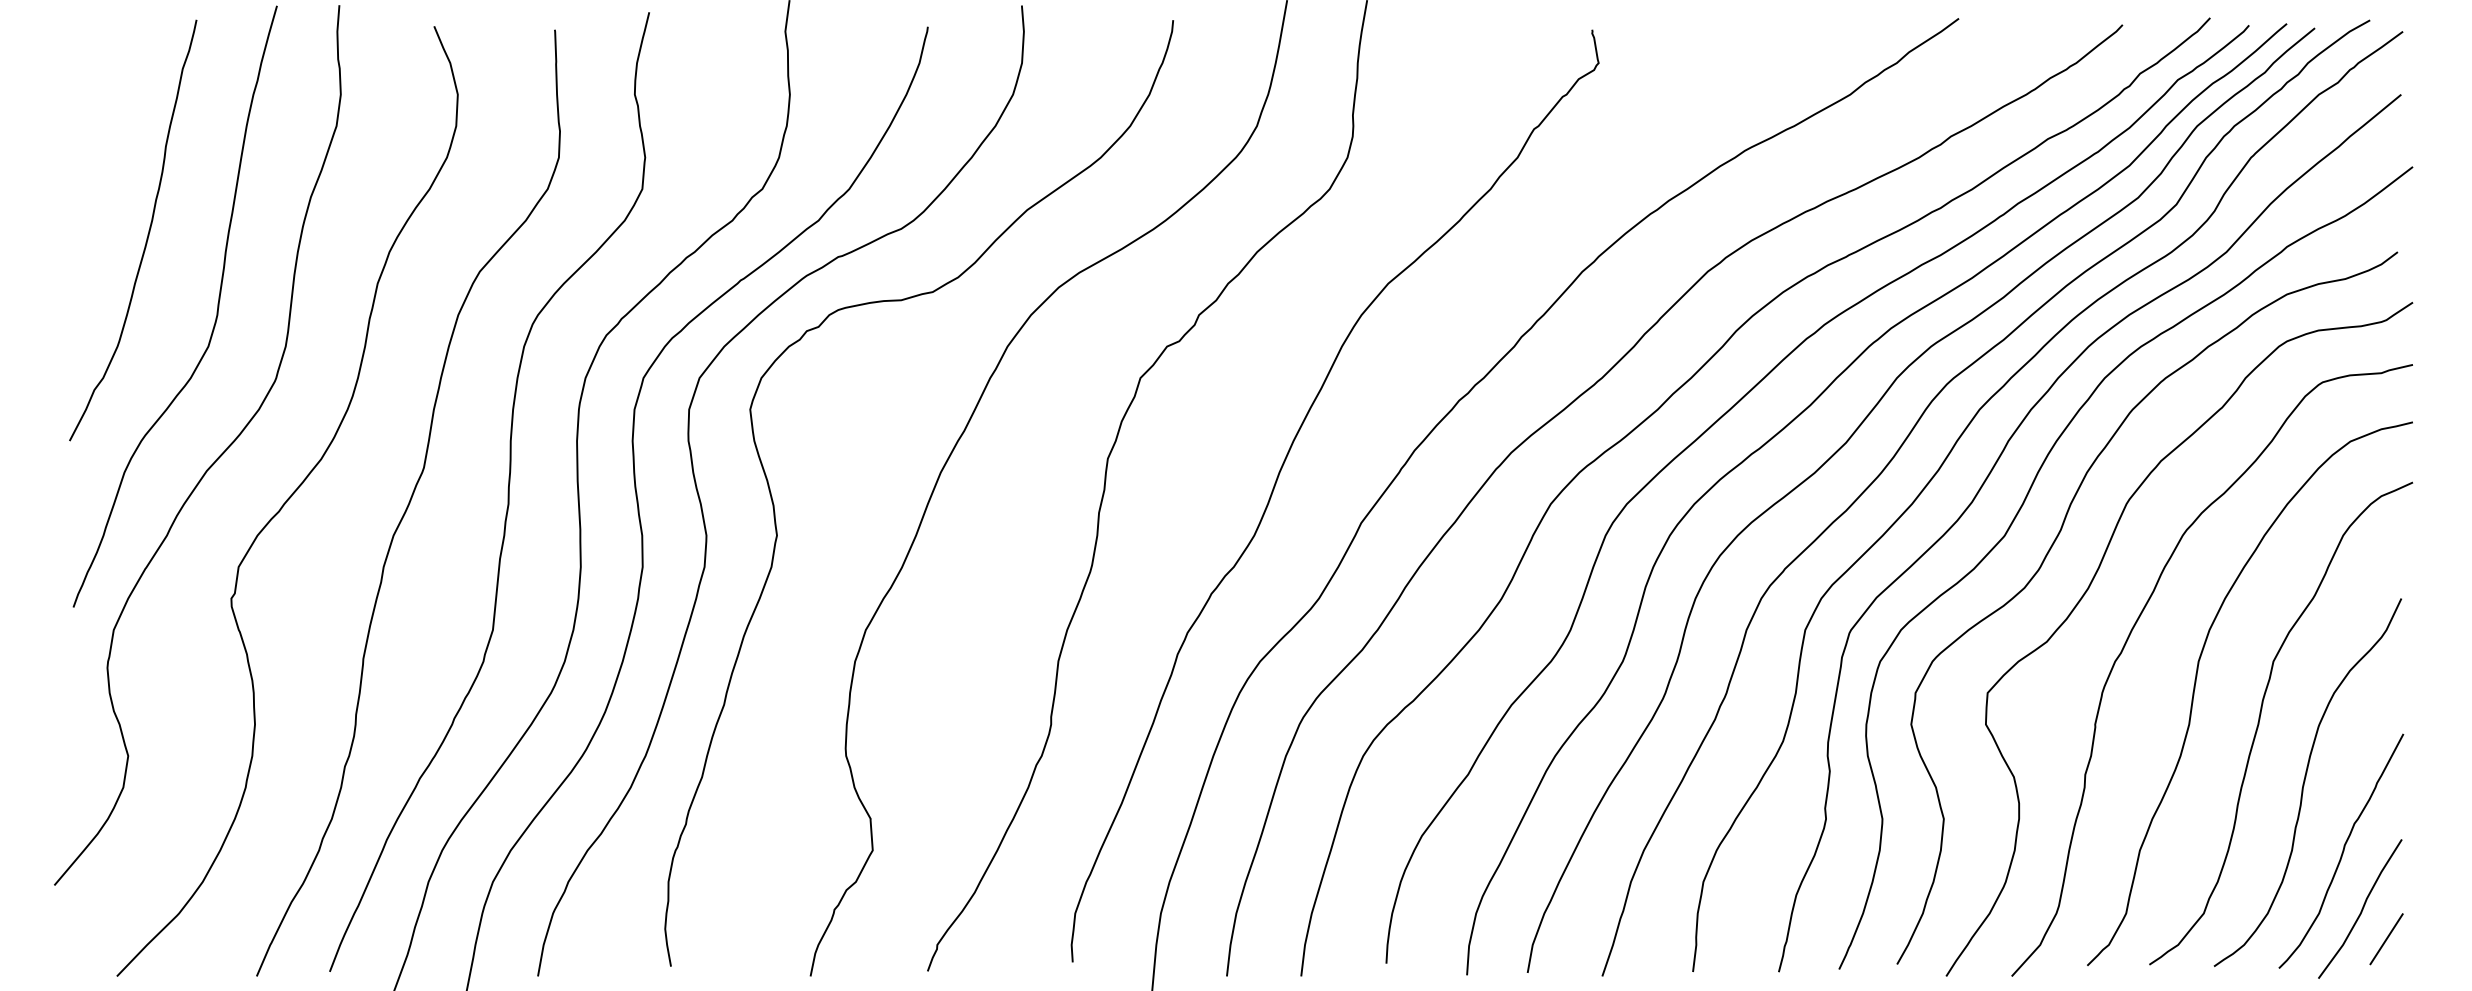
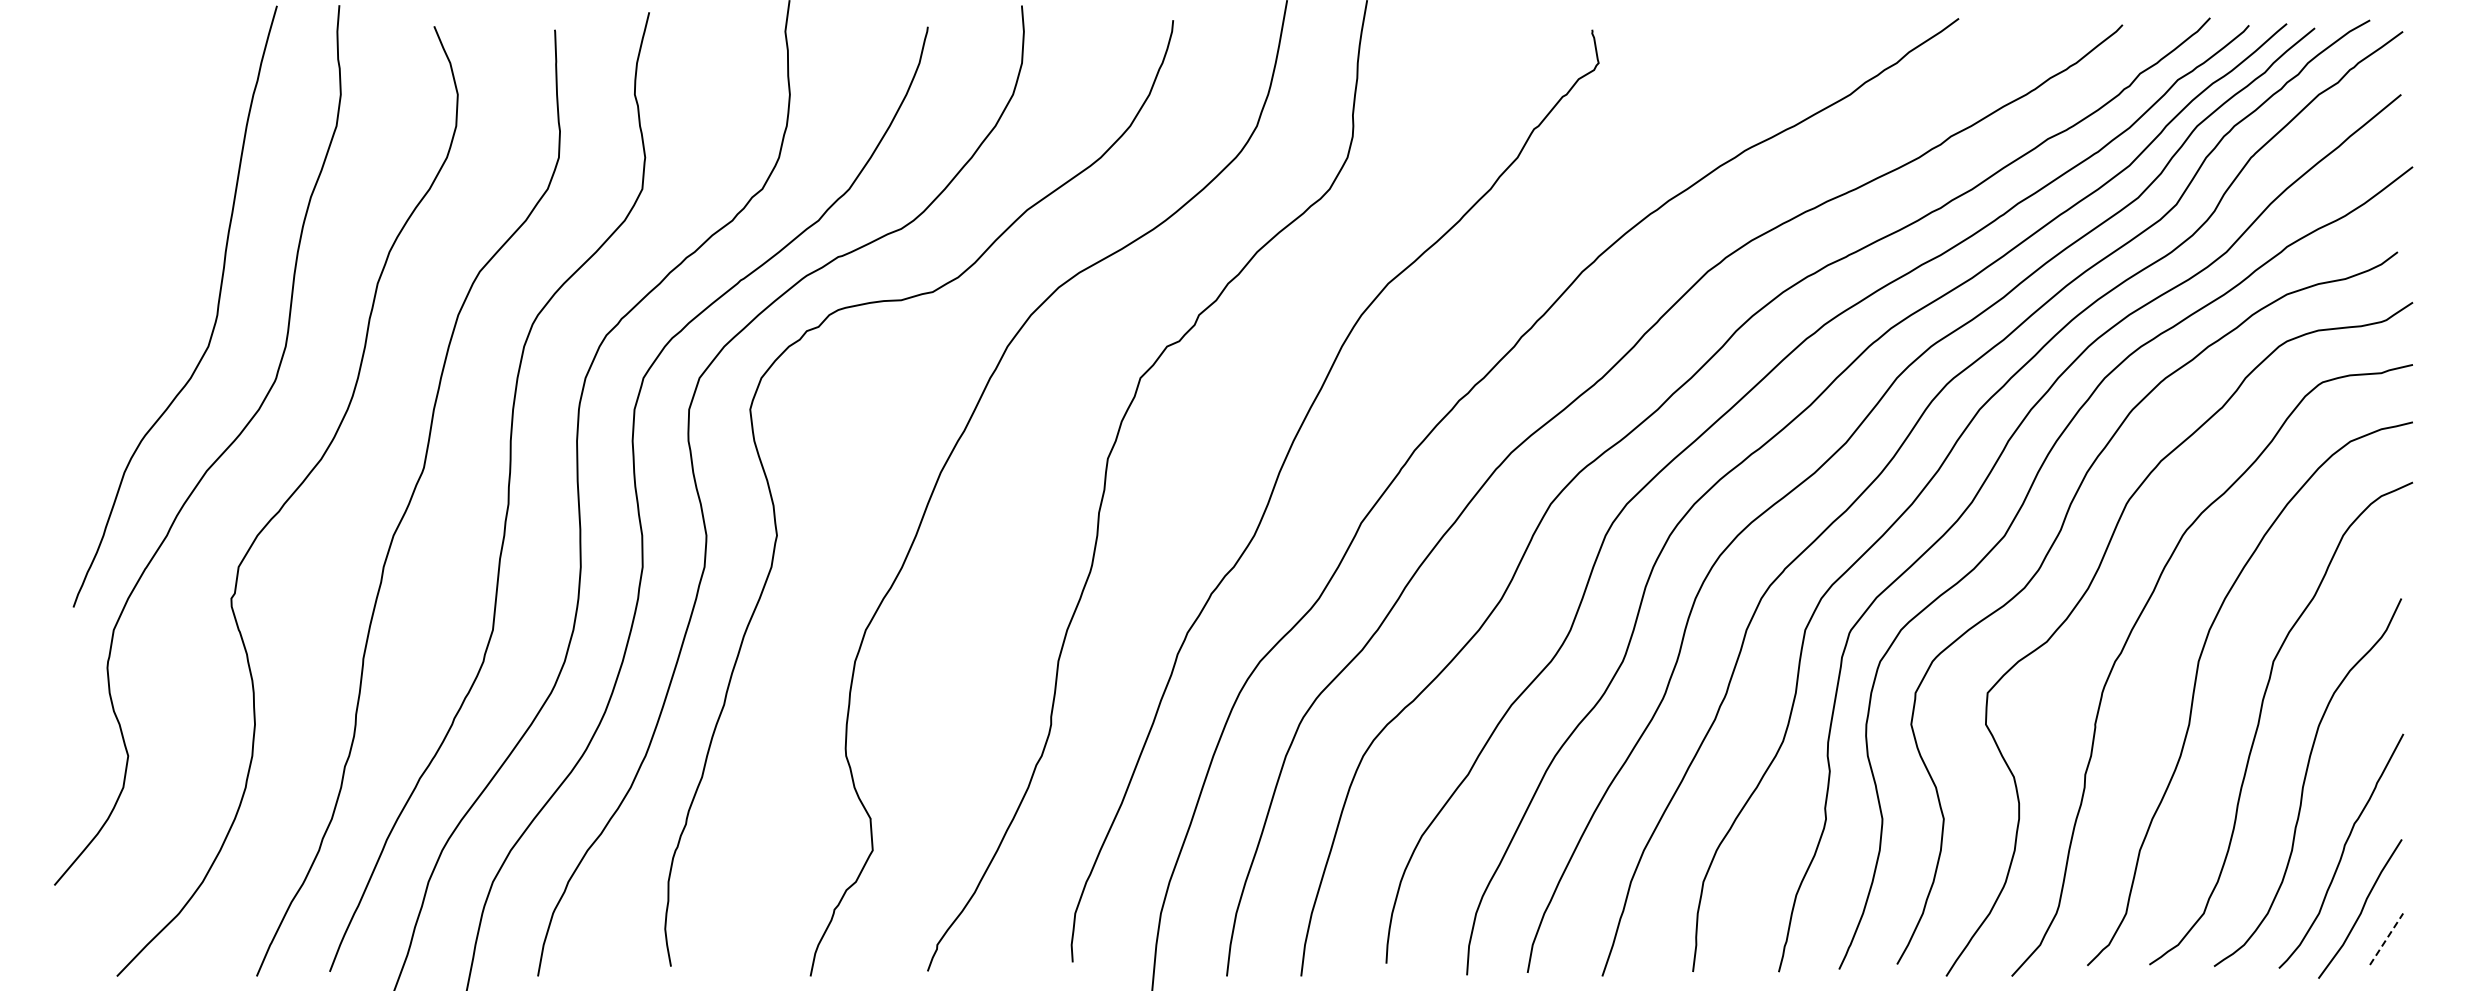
curve: present -> none (147, 234)
line: solid -> dashed (2386, 939)
